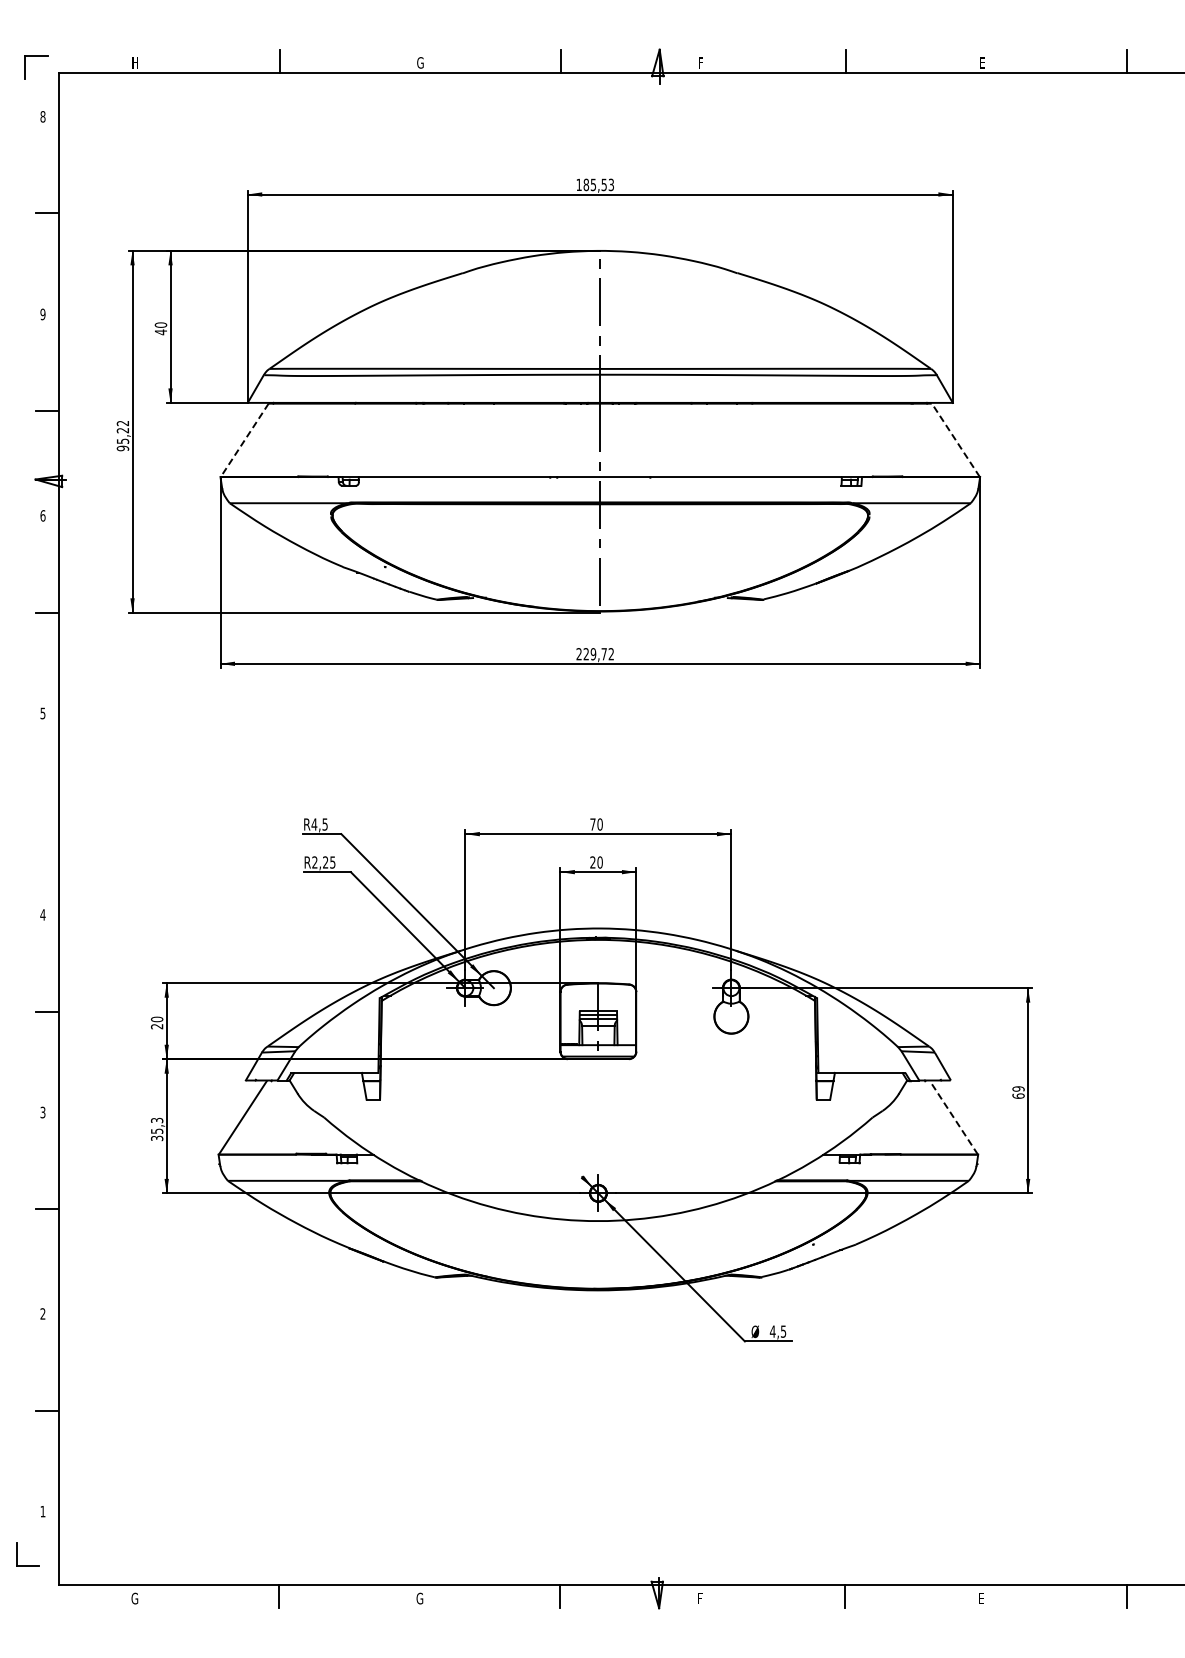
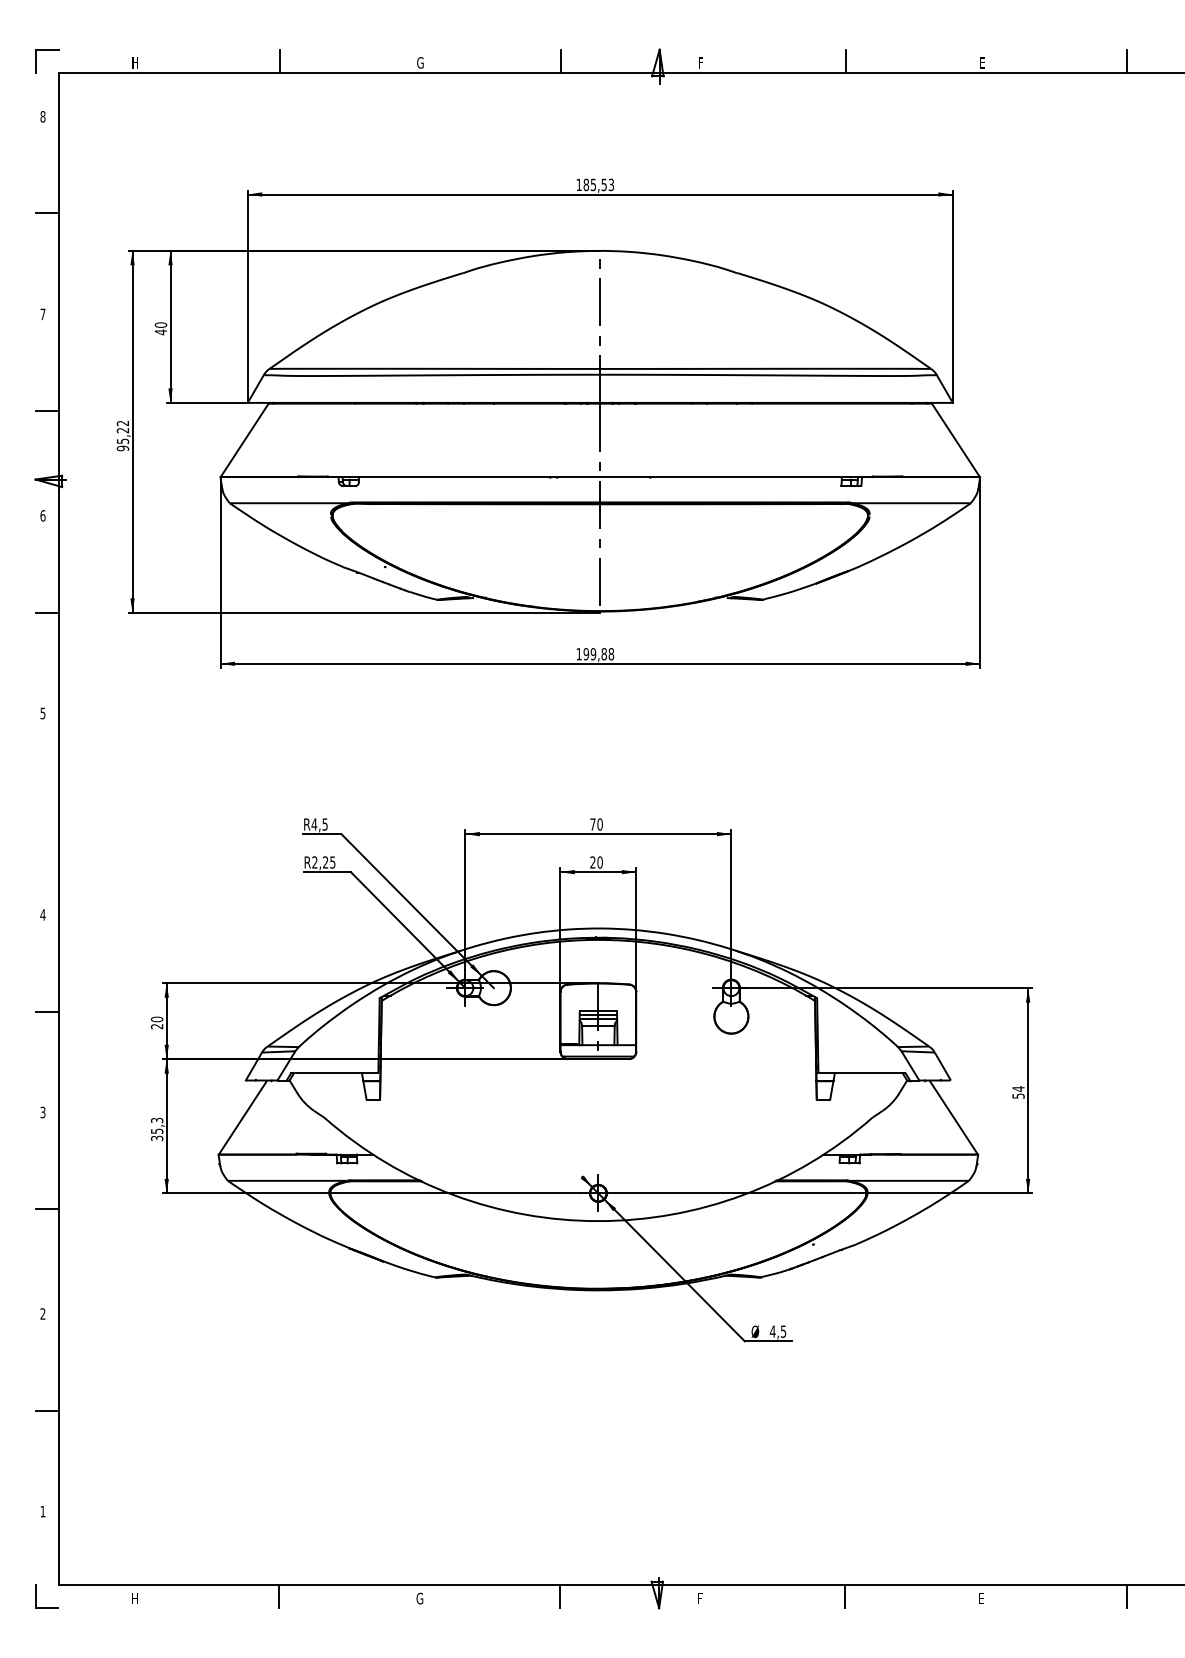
part position: (36, 56) -> (47, 50) (47, 50)
text: 9 -> 7 (42, 314)
line: dashed -> solid (244, 440)
line: dashed -> solid (955, 440)
text: 229,72 -> 199,88 (595, 654)
text: 69 -> 54 (1018, 1092)
line: dashed -> solid (954, 1117)
part position: (17, 1554) -> (36, 1596) (36, 1596)
text: G -> H (134, 1598)
